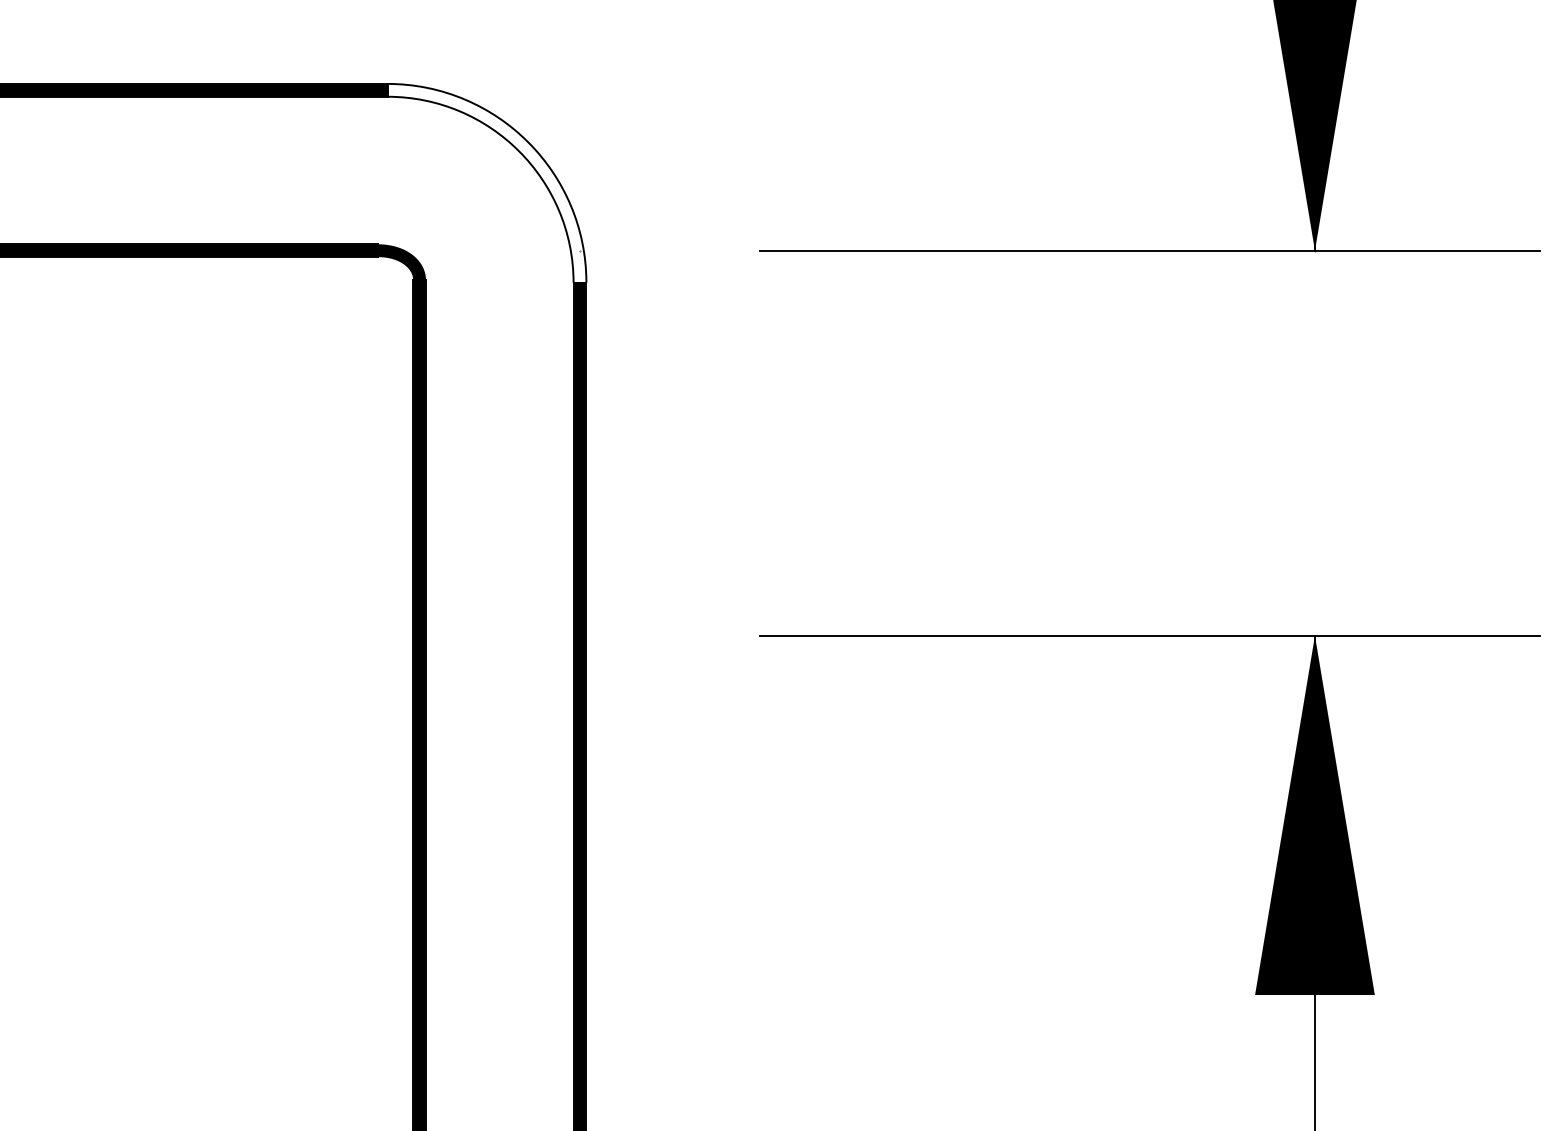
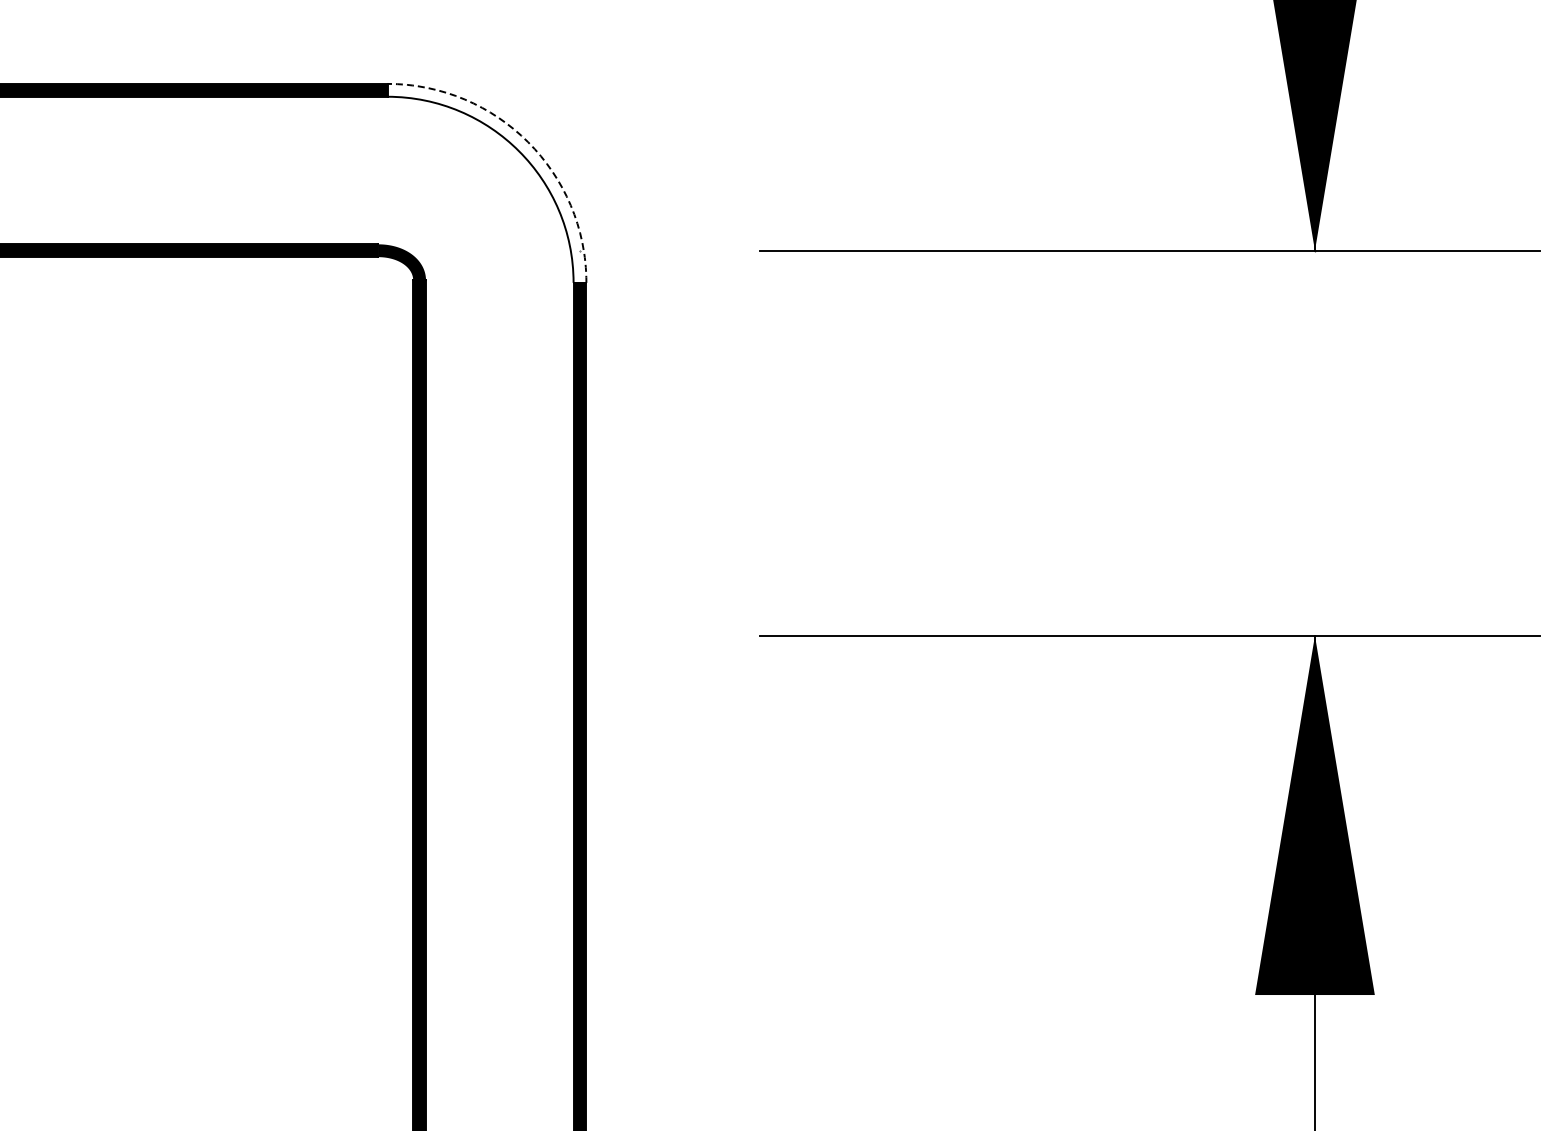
arc: solid -> dashed (528, 142)
